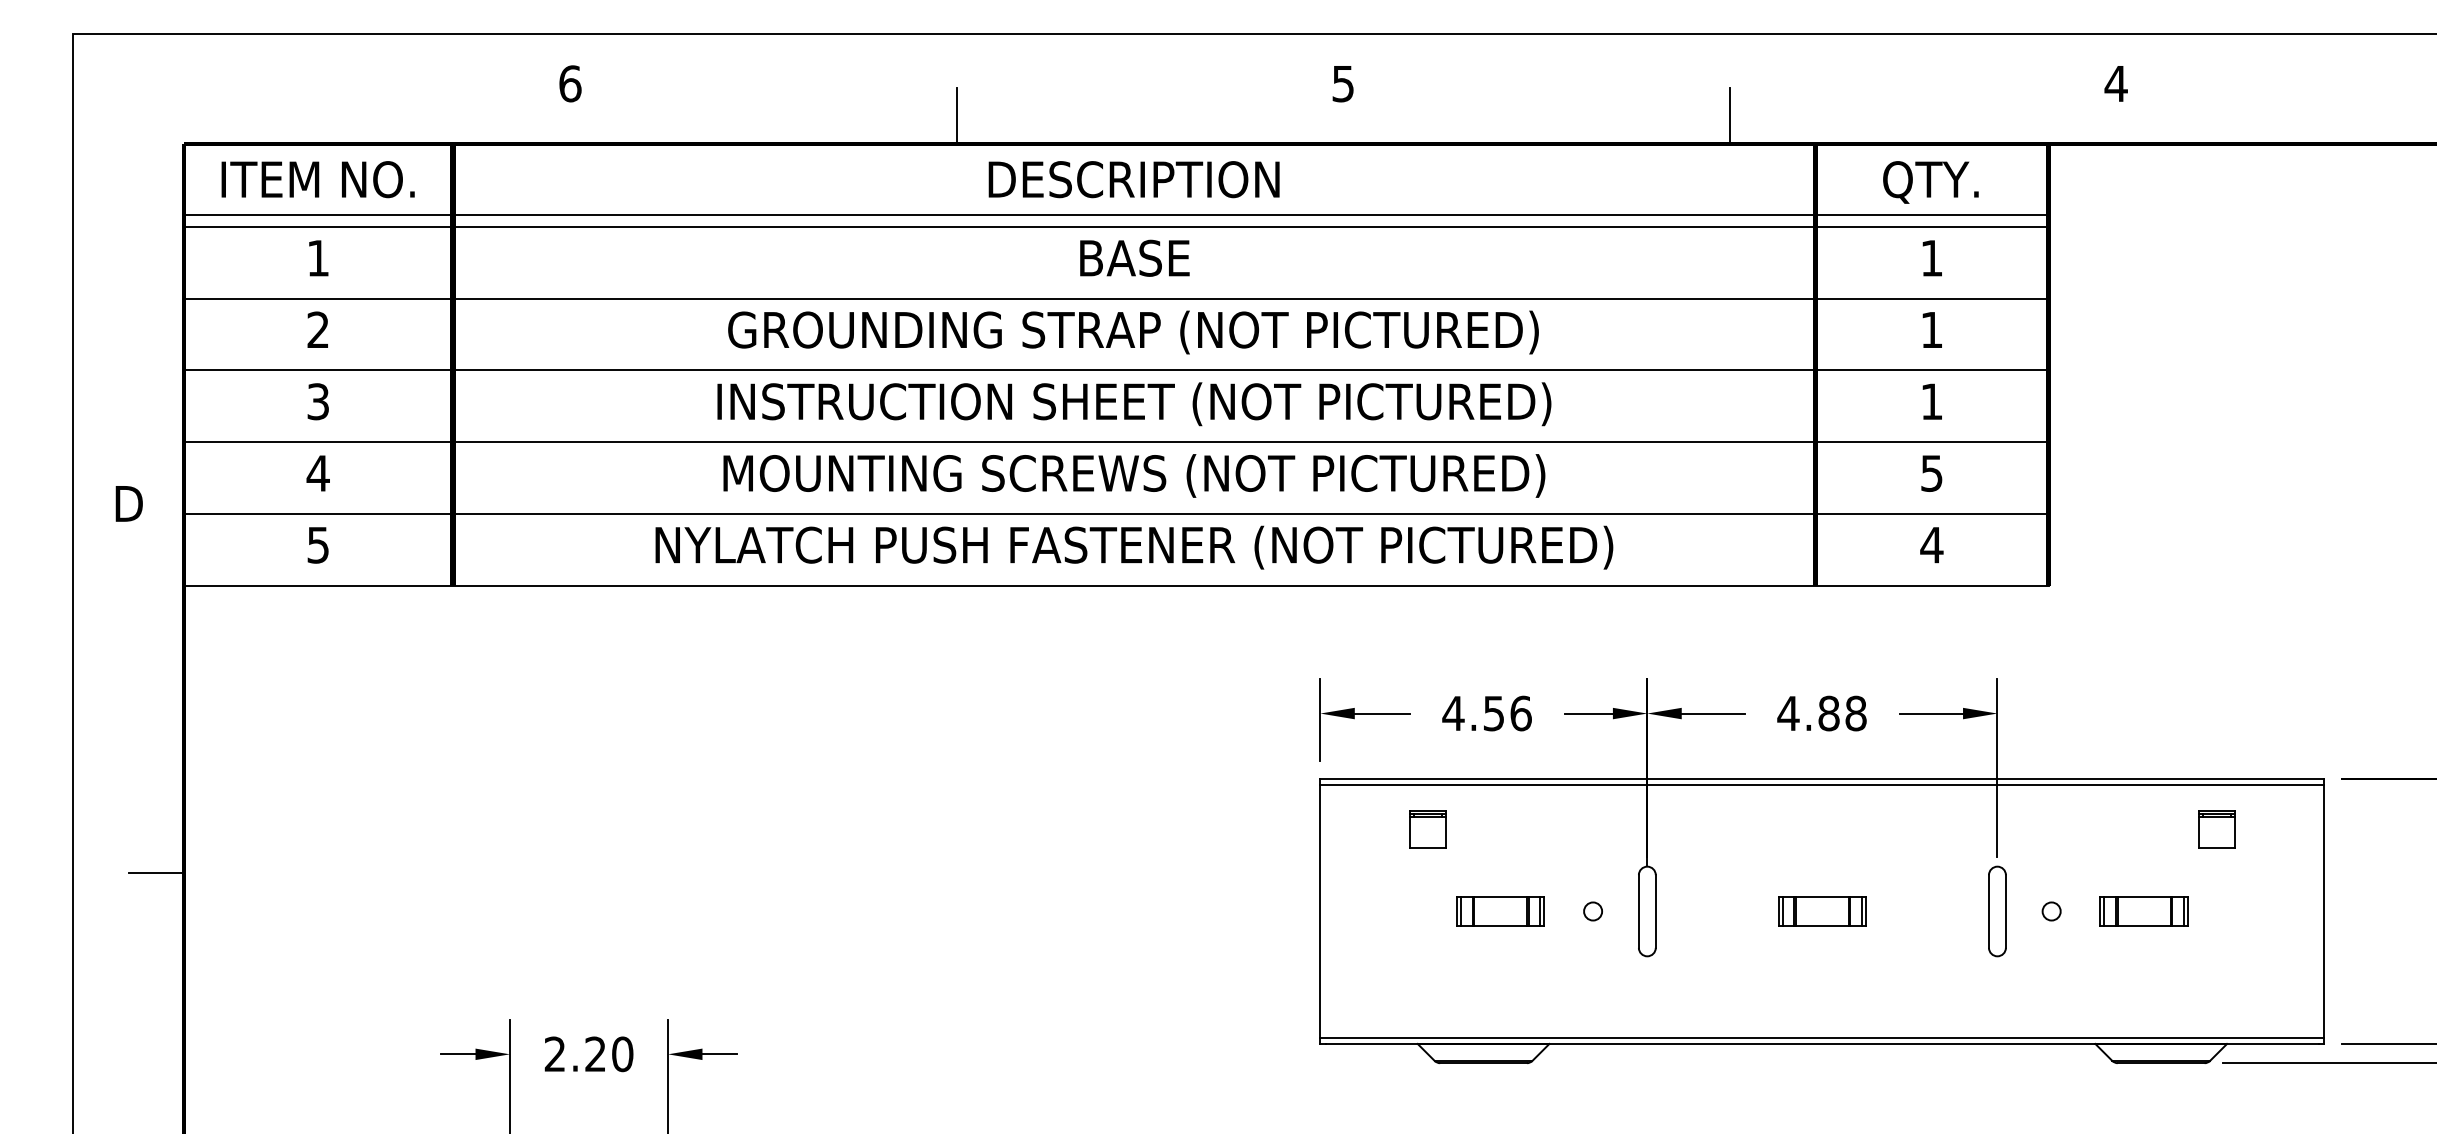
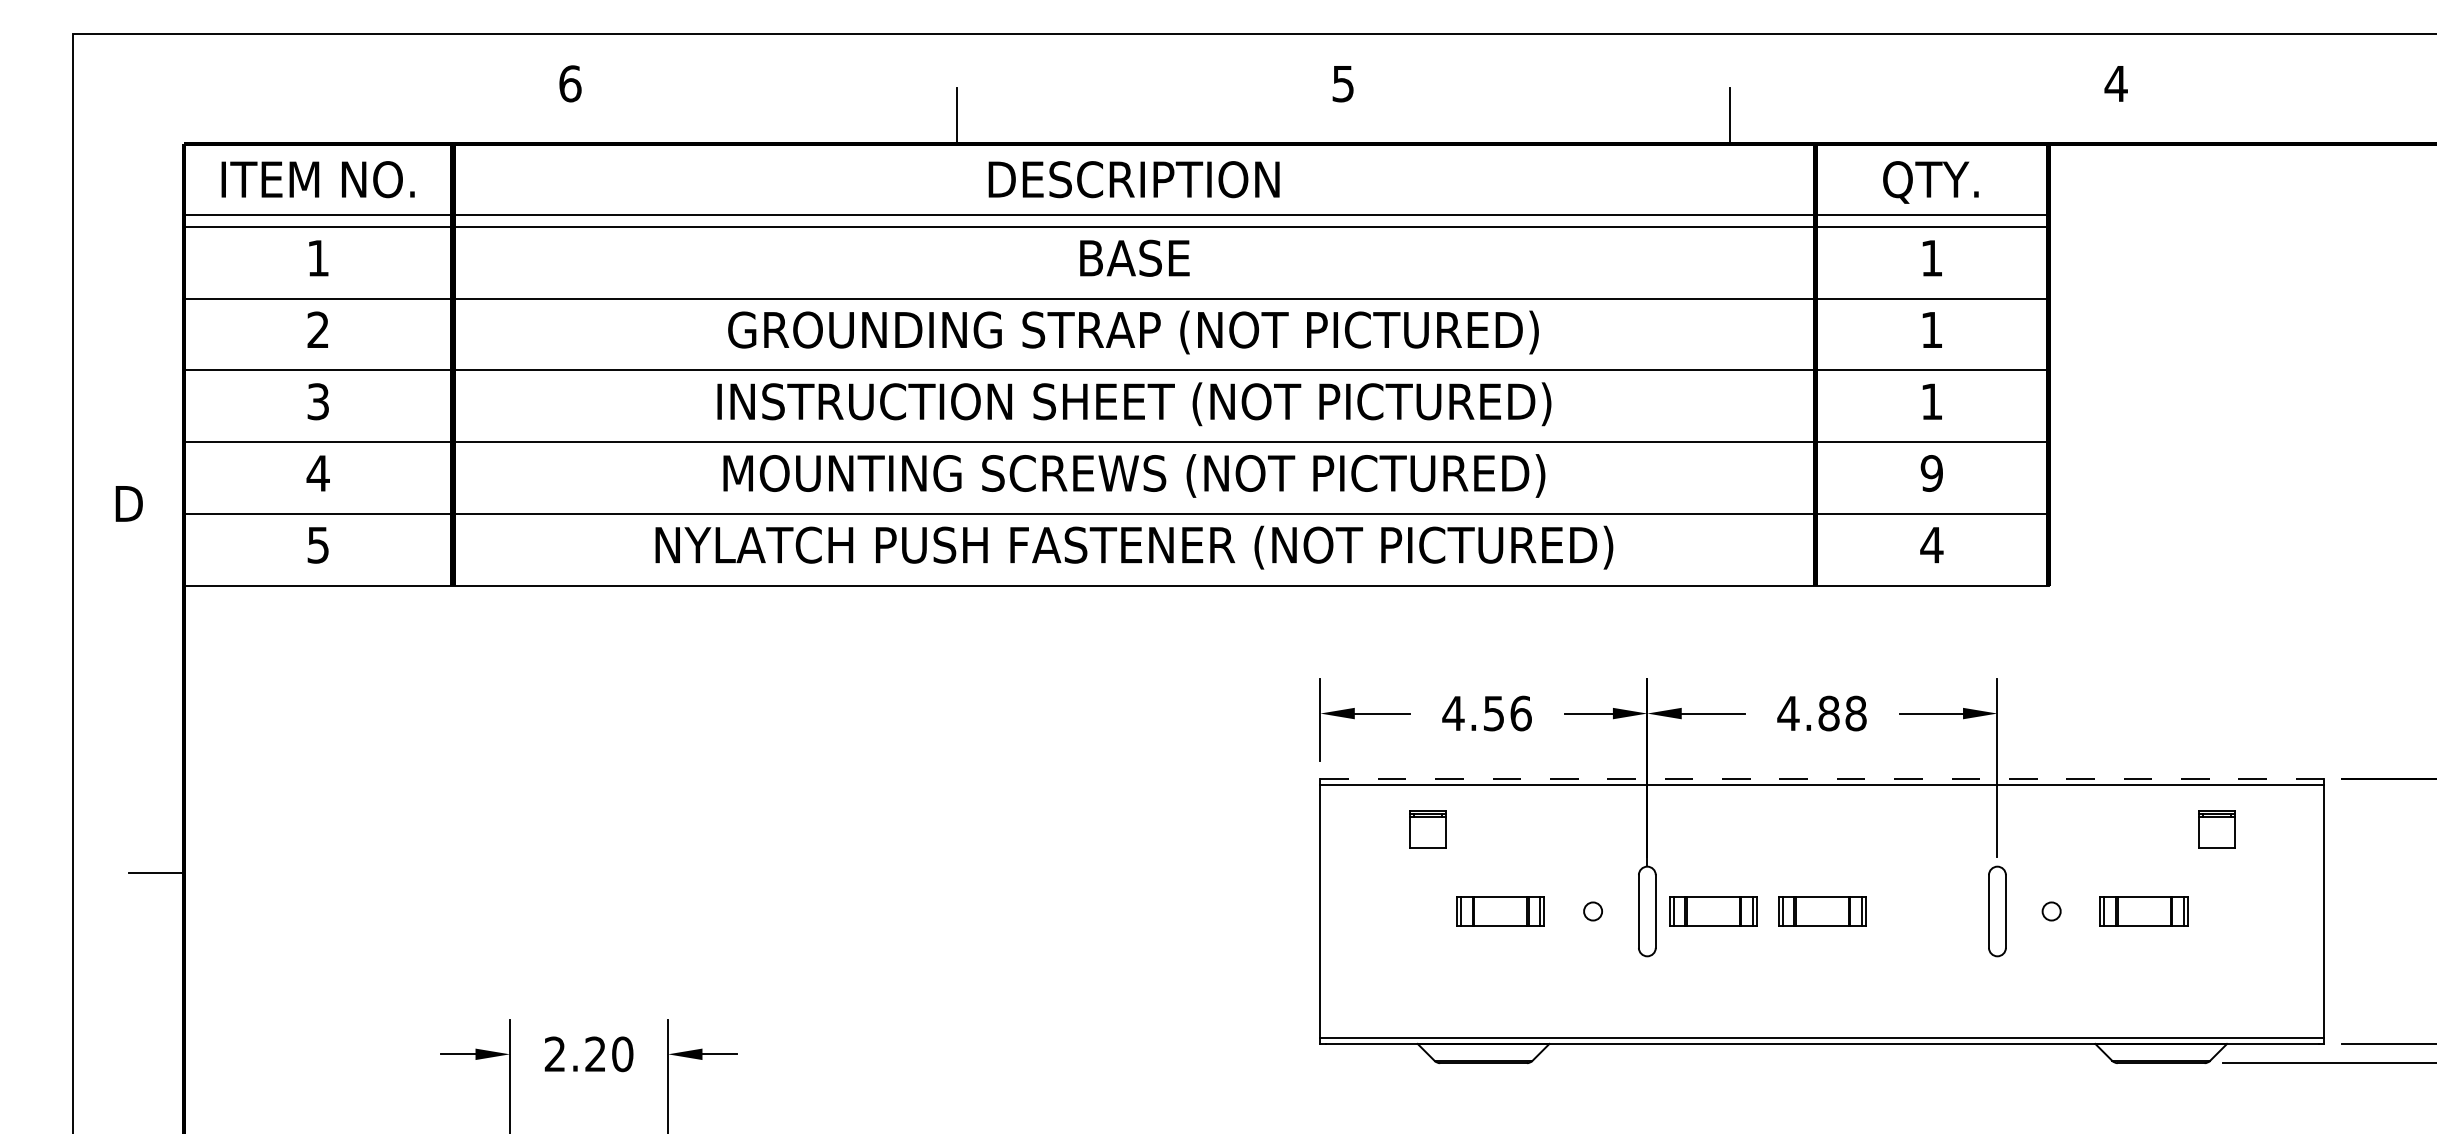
text: 5 -> 9 (1931, 473)
line: solid -> dashed (1821, 779)
part: none -> present (1713, 911)
